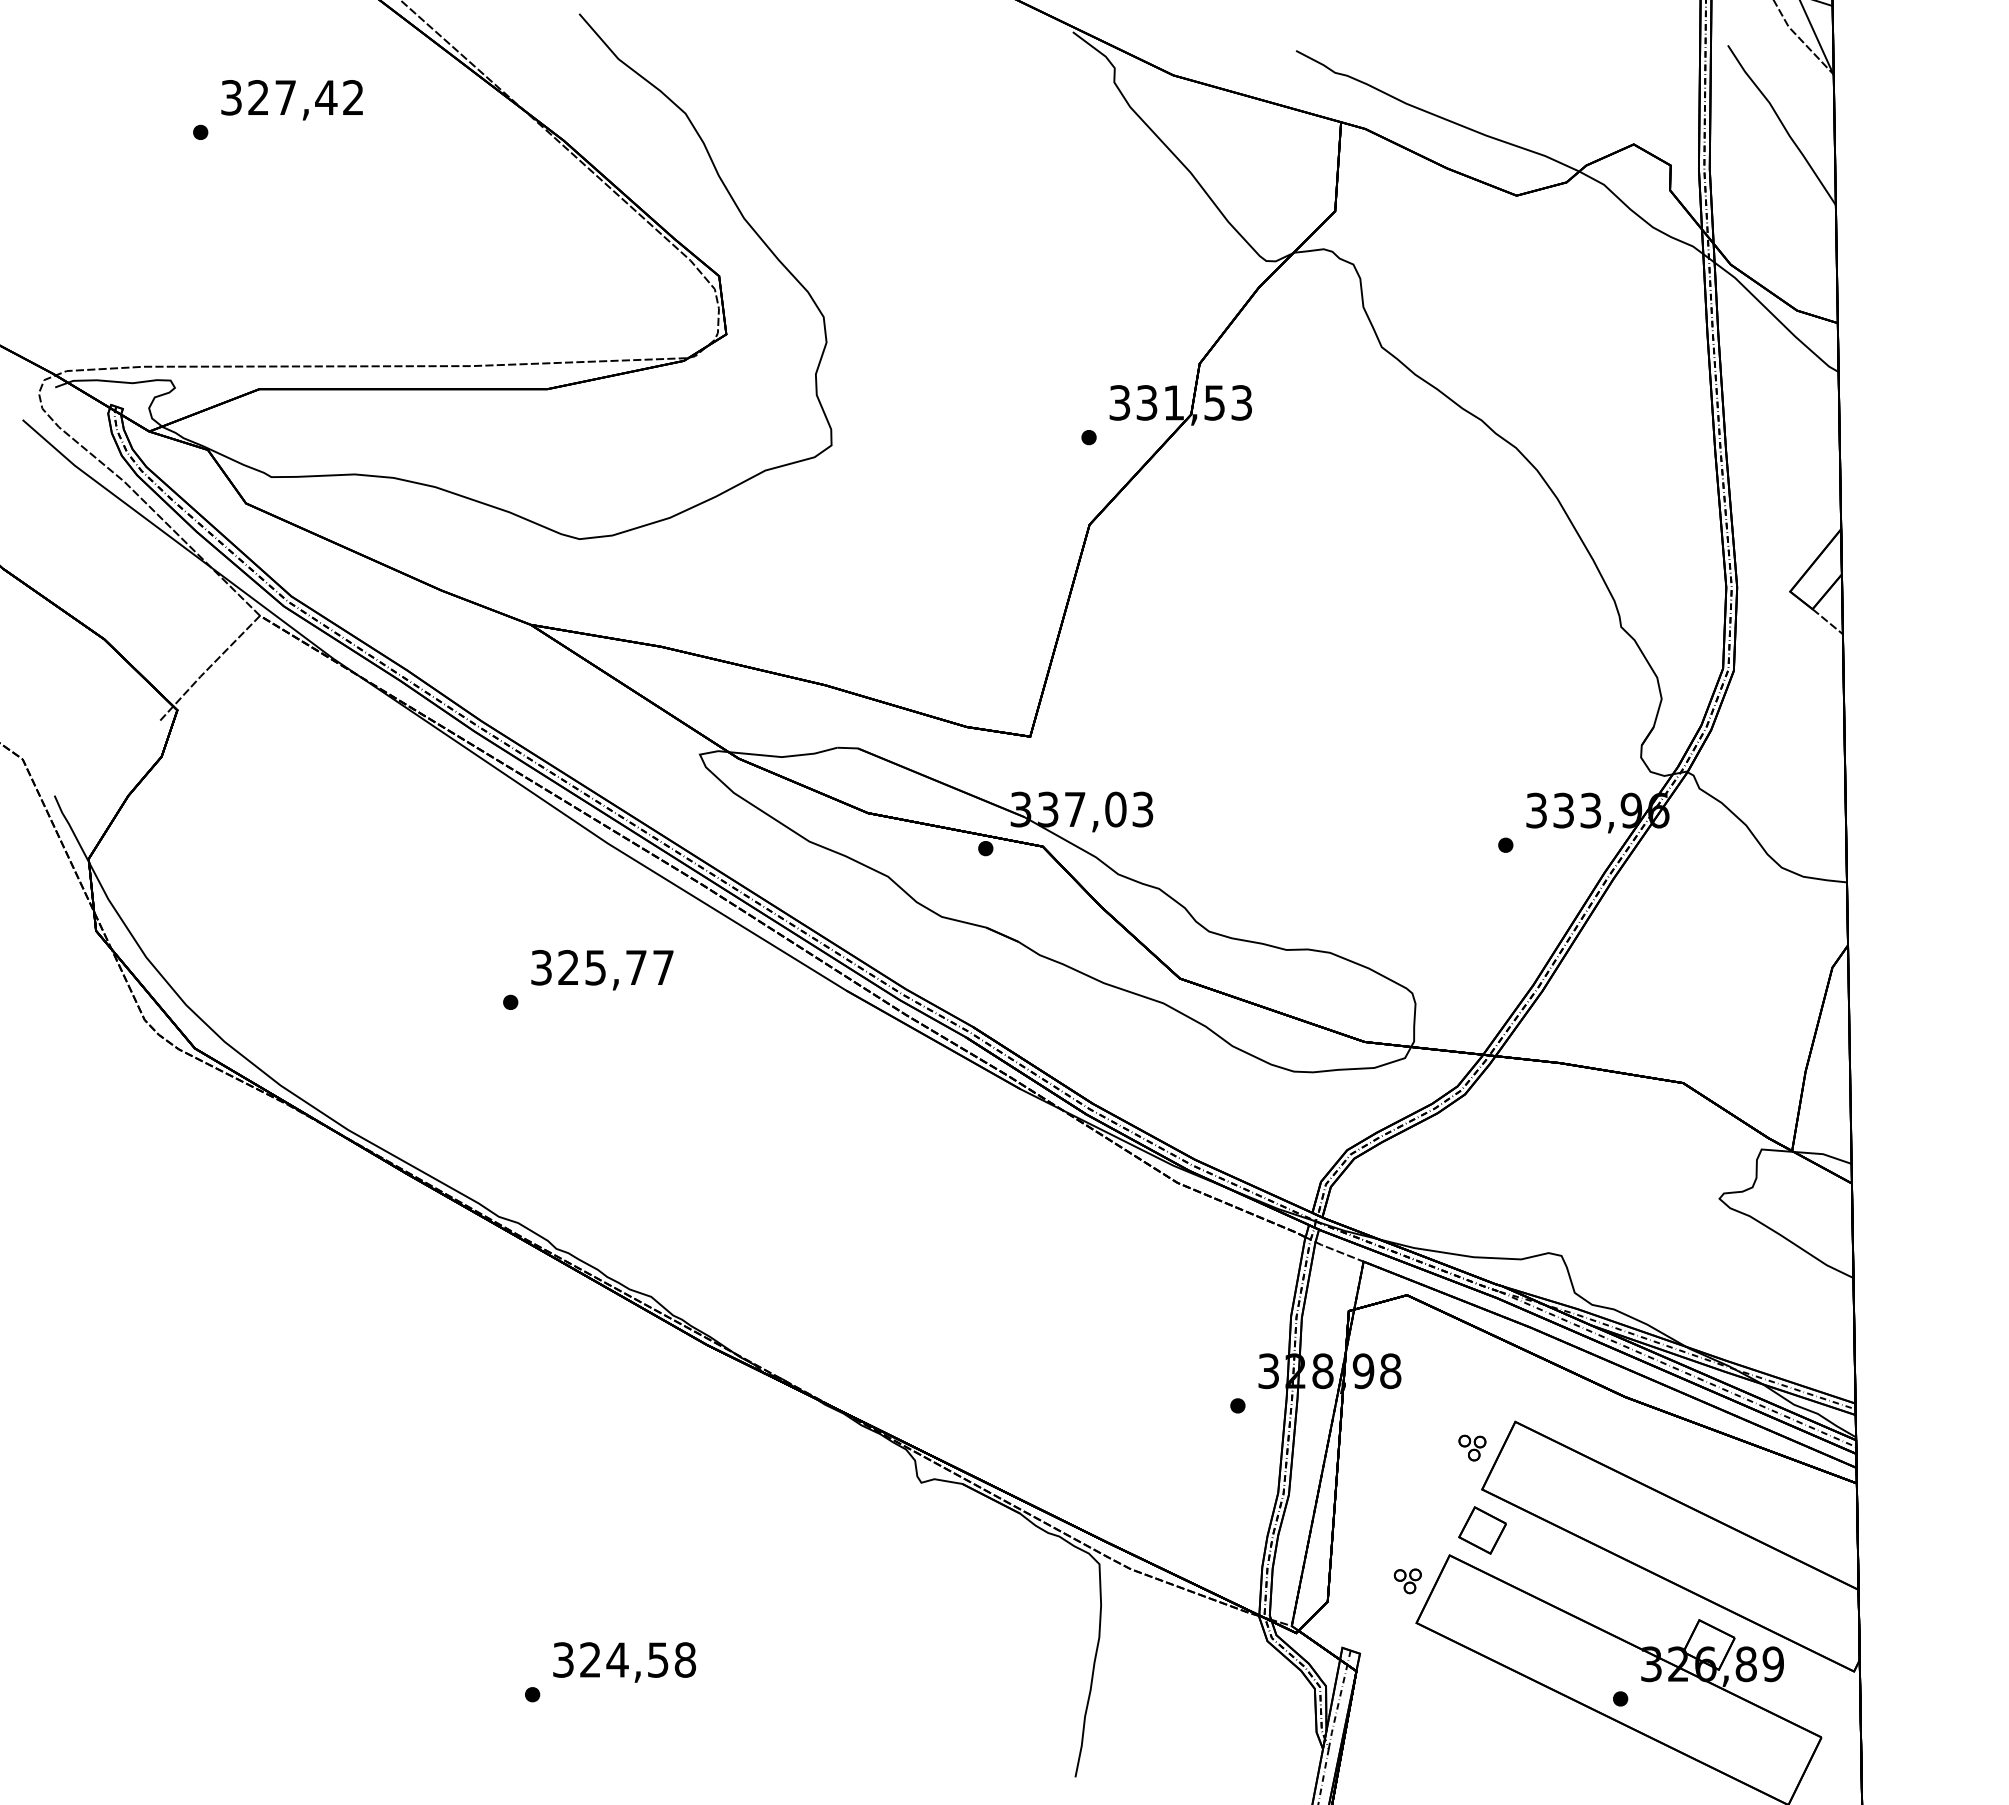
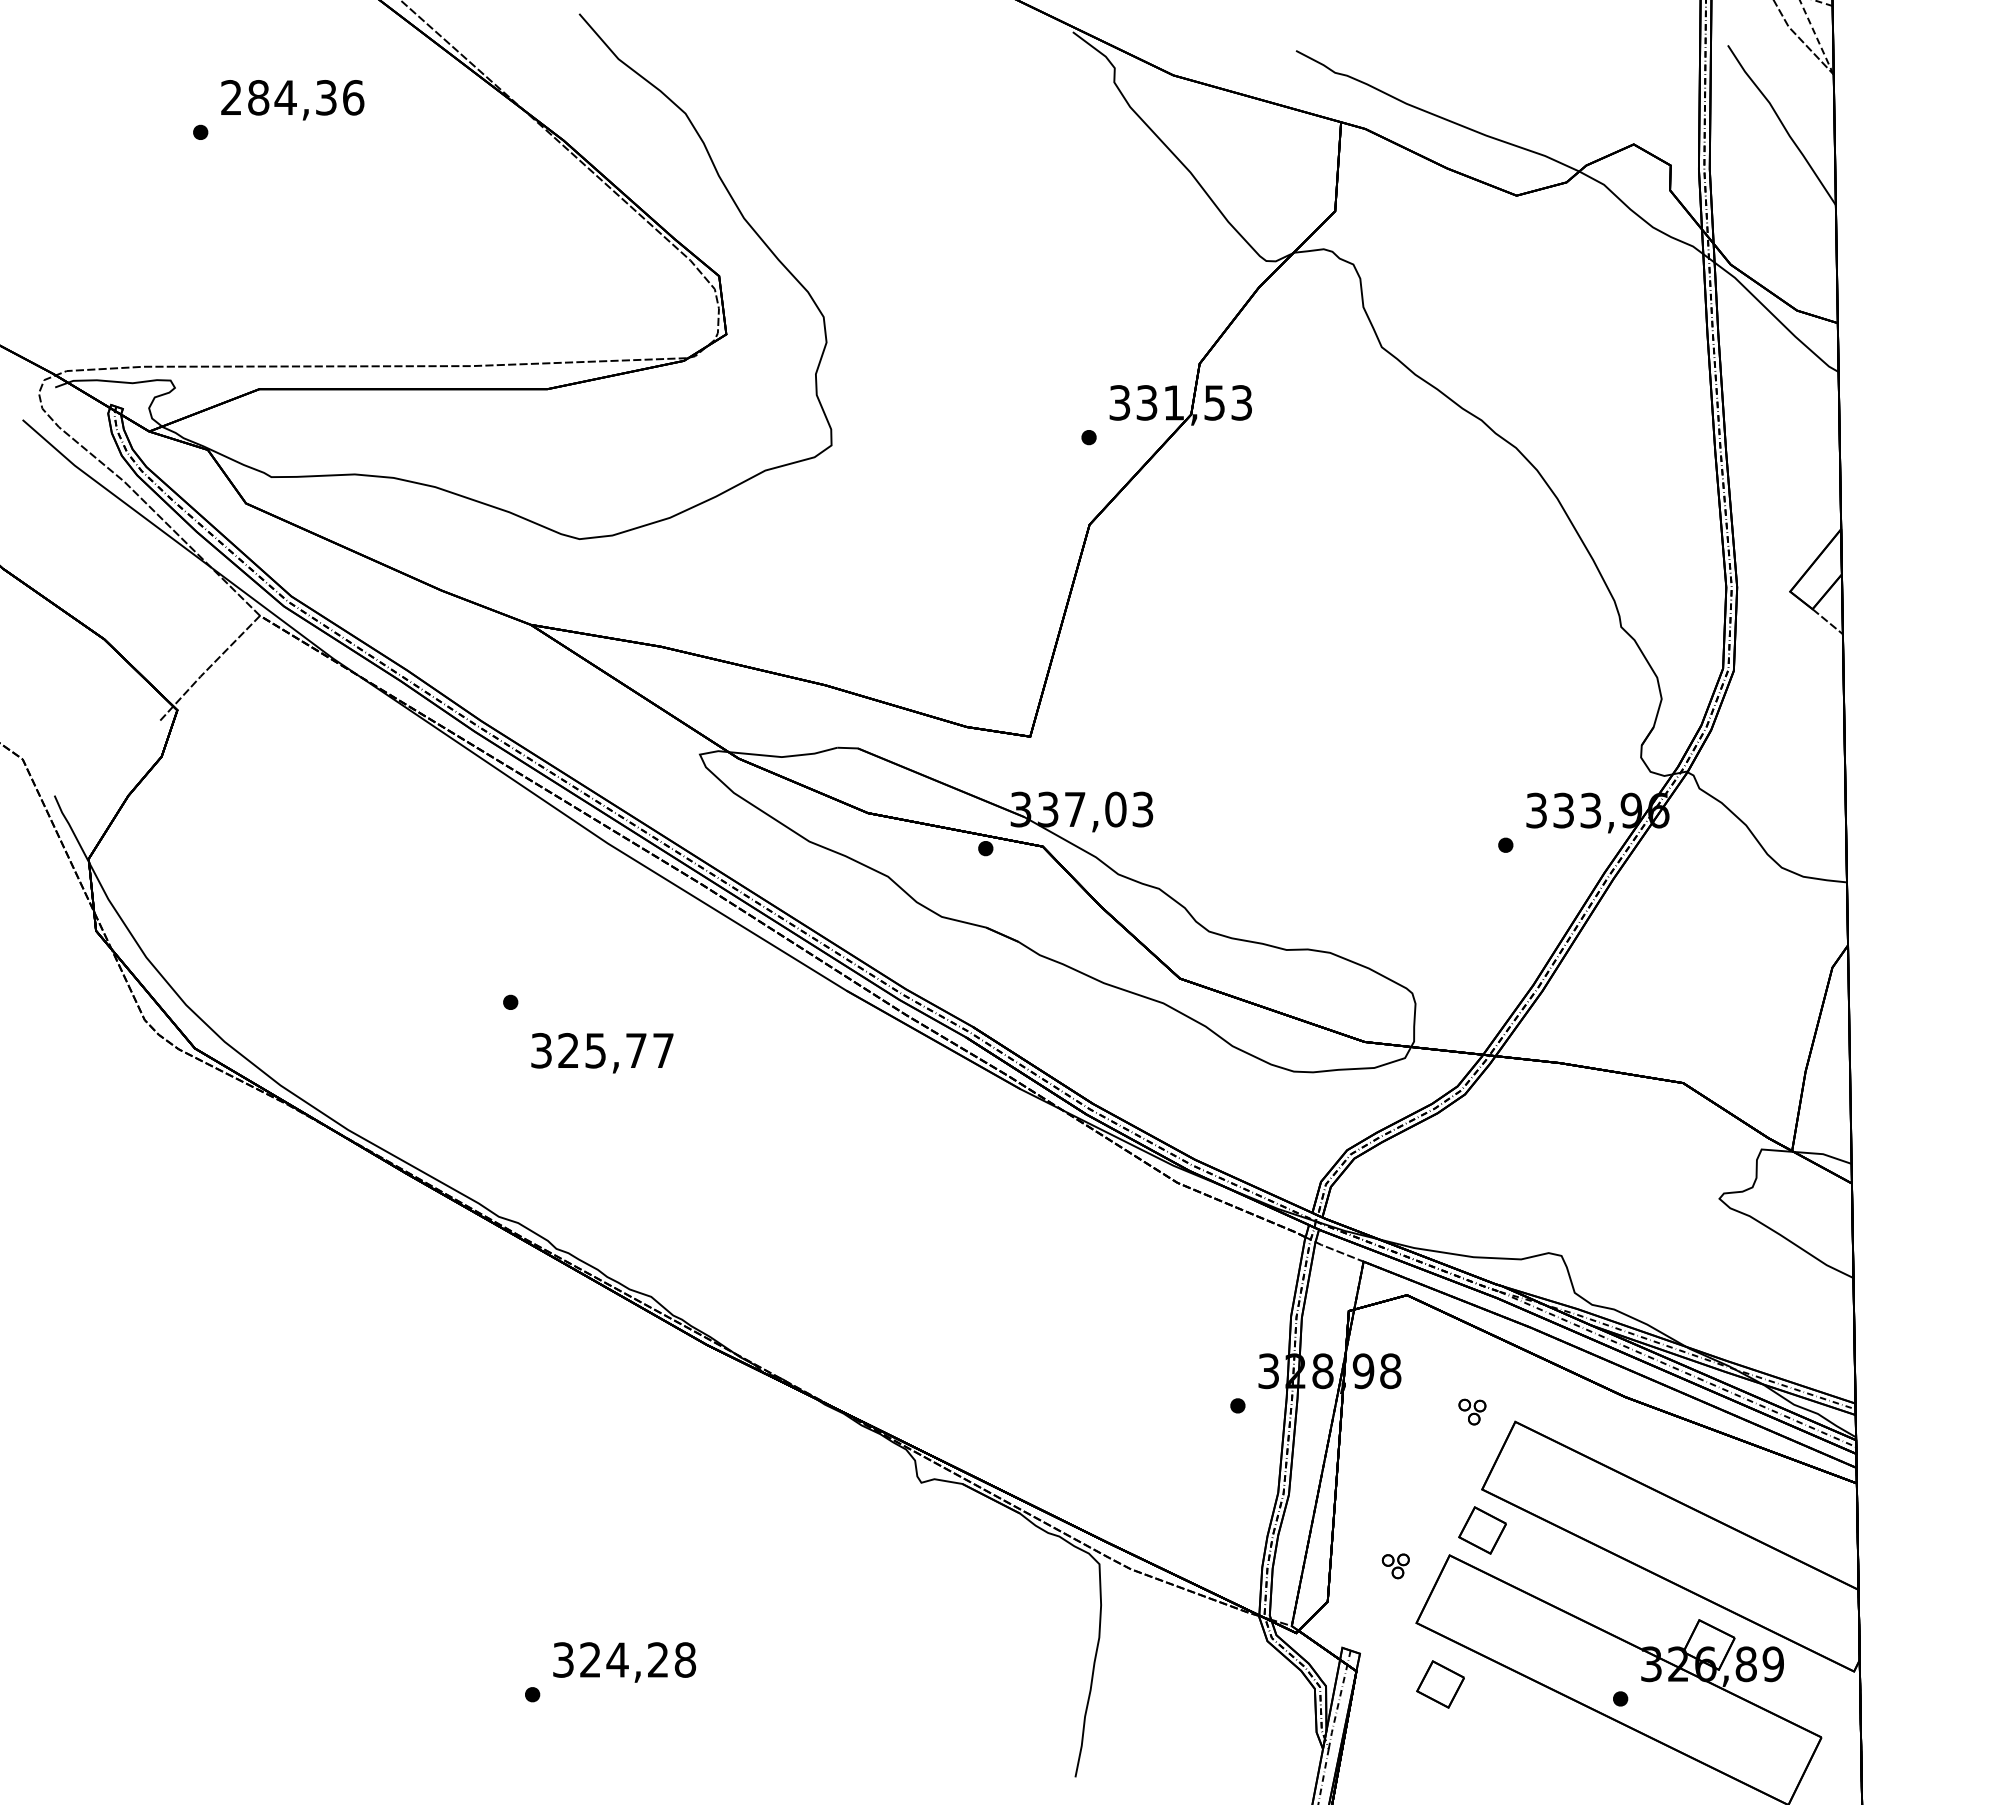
line: solid -> dashed (1812, 28)
text: 327,42 -> 284,36 (292, 97)
text position: (602, 970) -> (602, 1053) (602, 1053)
part position: (1472, 1447) -> (1472, 1411) (1472, 1411)
part position: (1407, 1581) -> (1395, 1566) (1395, 1566)
text: 324,58 -> 324,28 (658, 1659)
part: none -> present (1440, 1684)
